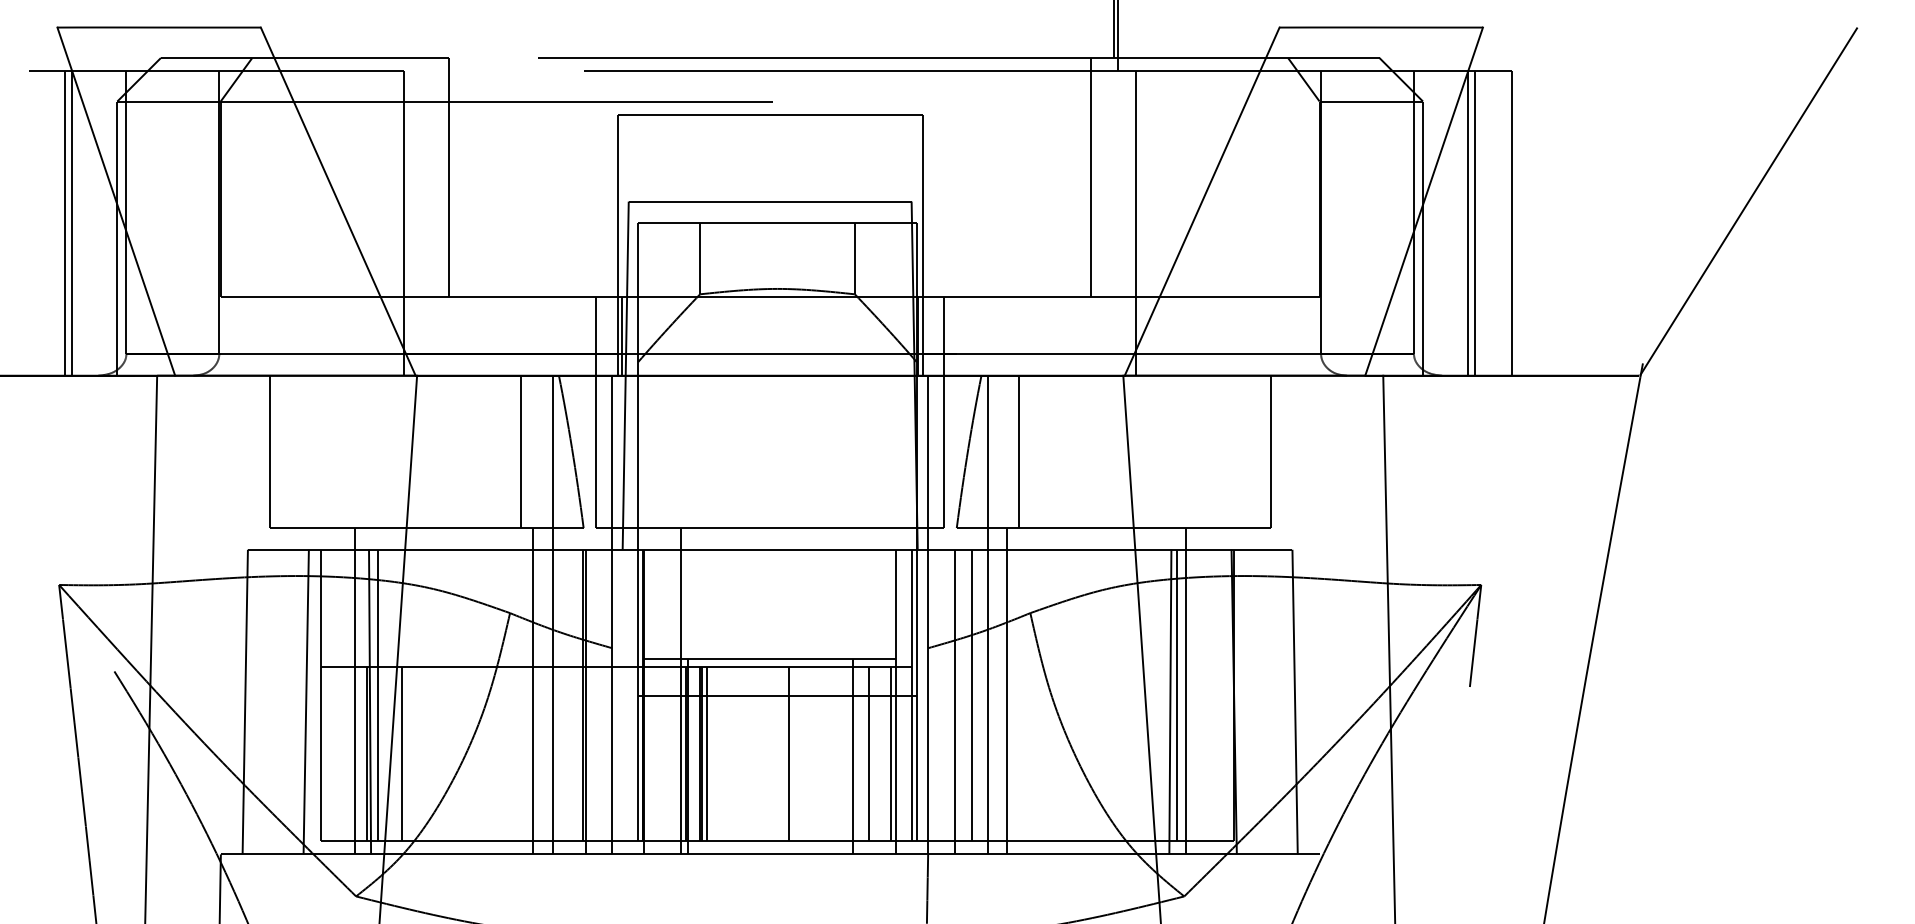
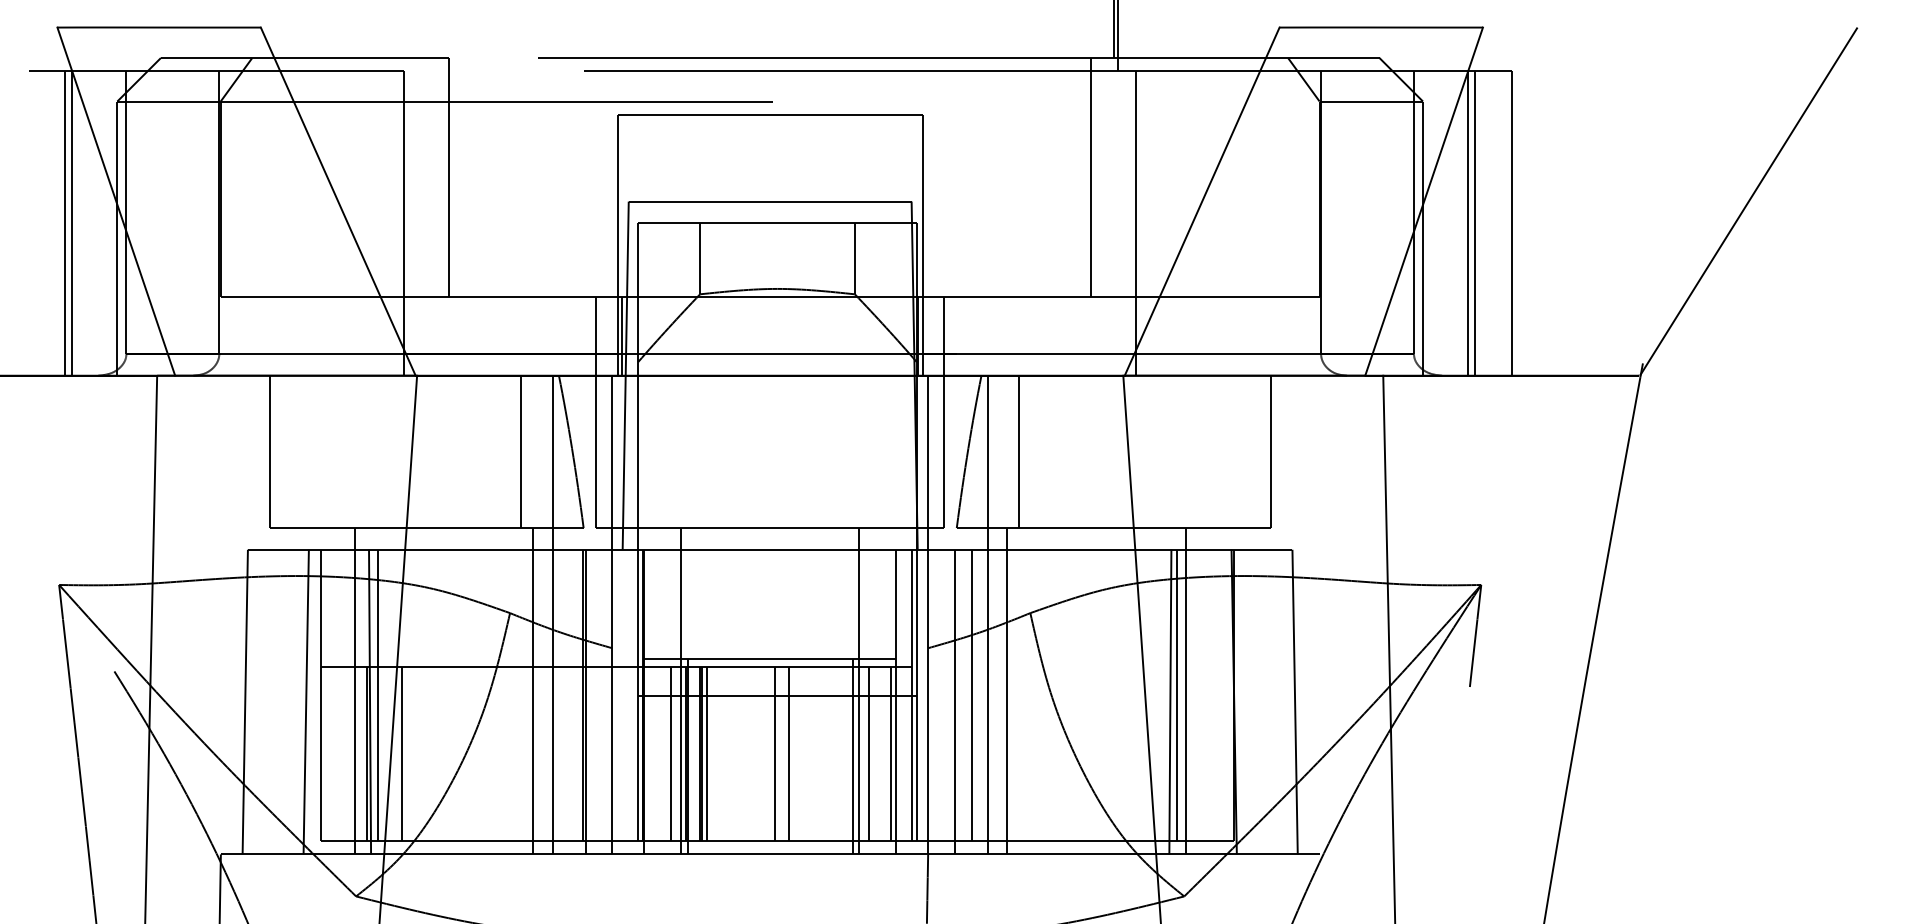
line: none -> present (859, 691)
line: none -> present (671, 754)
line: none -> present (774, 754)
